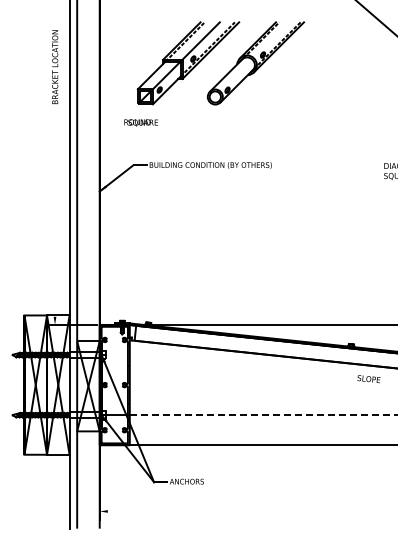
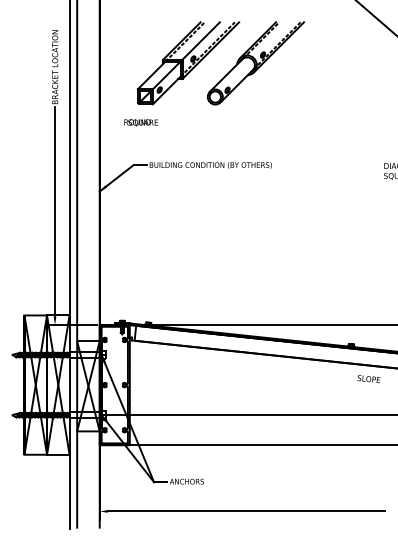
line: none -> present (55, 211)
line: dashed -> solid (263, 415)
line: none -> present (246, 511)
